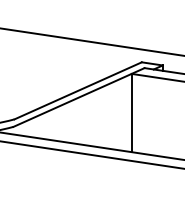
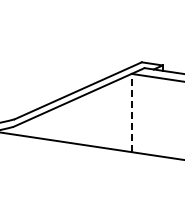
line: present -> none (91, 41)
line: solid -> dashed (131, 112)
line: present -> none (91, 154)
